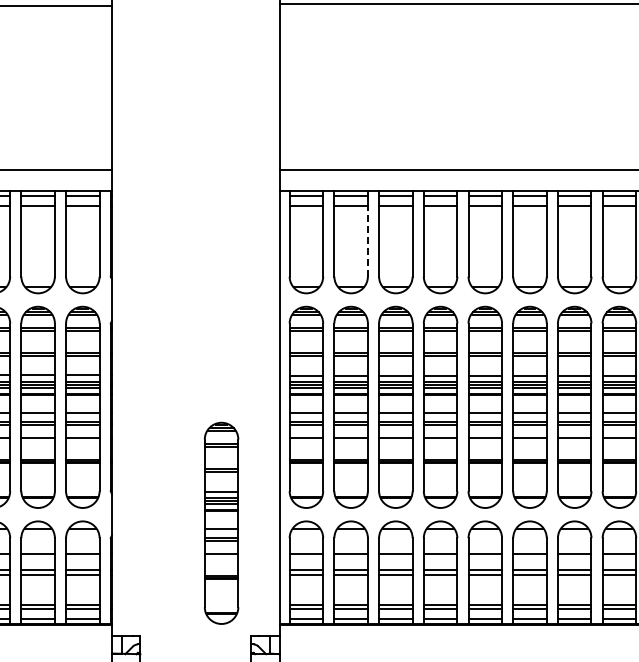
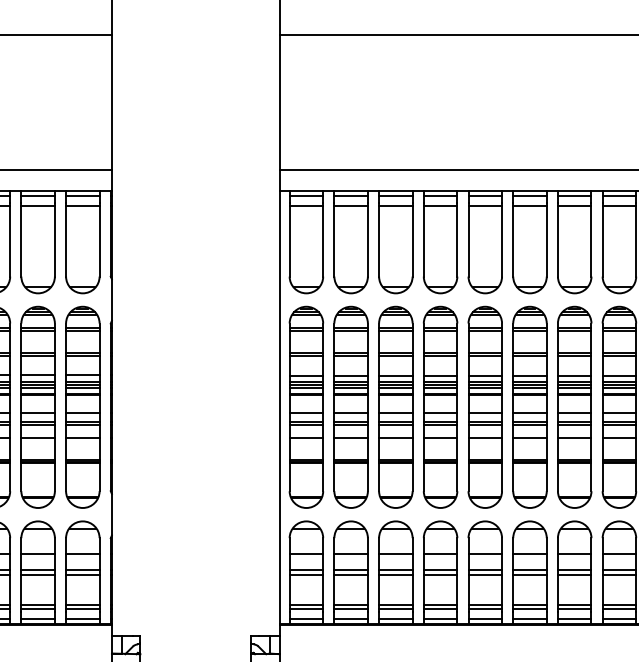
line position: (457, 4) -> (457, 35) (457, 35)
line position: (56, 6) -> (56, 35) (56, 35)
line: dashed -> solid (367, 239)
part: present -> none (221, 522)
